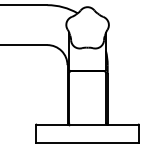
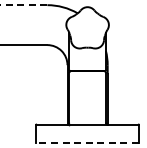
line: solid -> dashed (23, 5)
line: solid -> dashed (87, 142)
